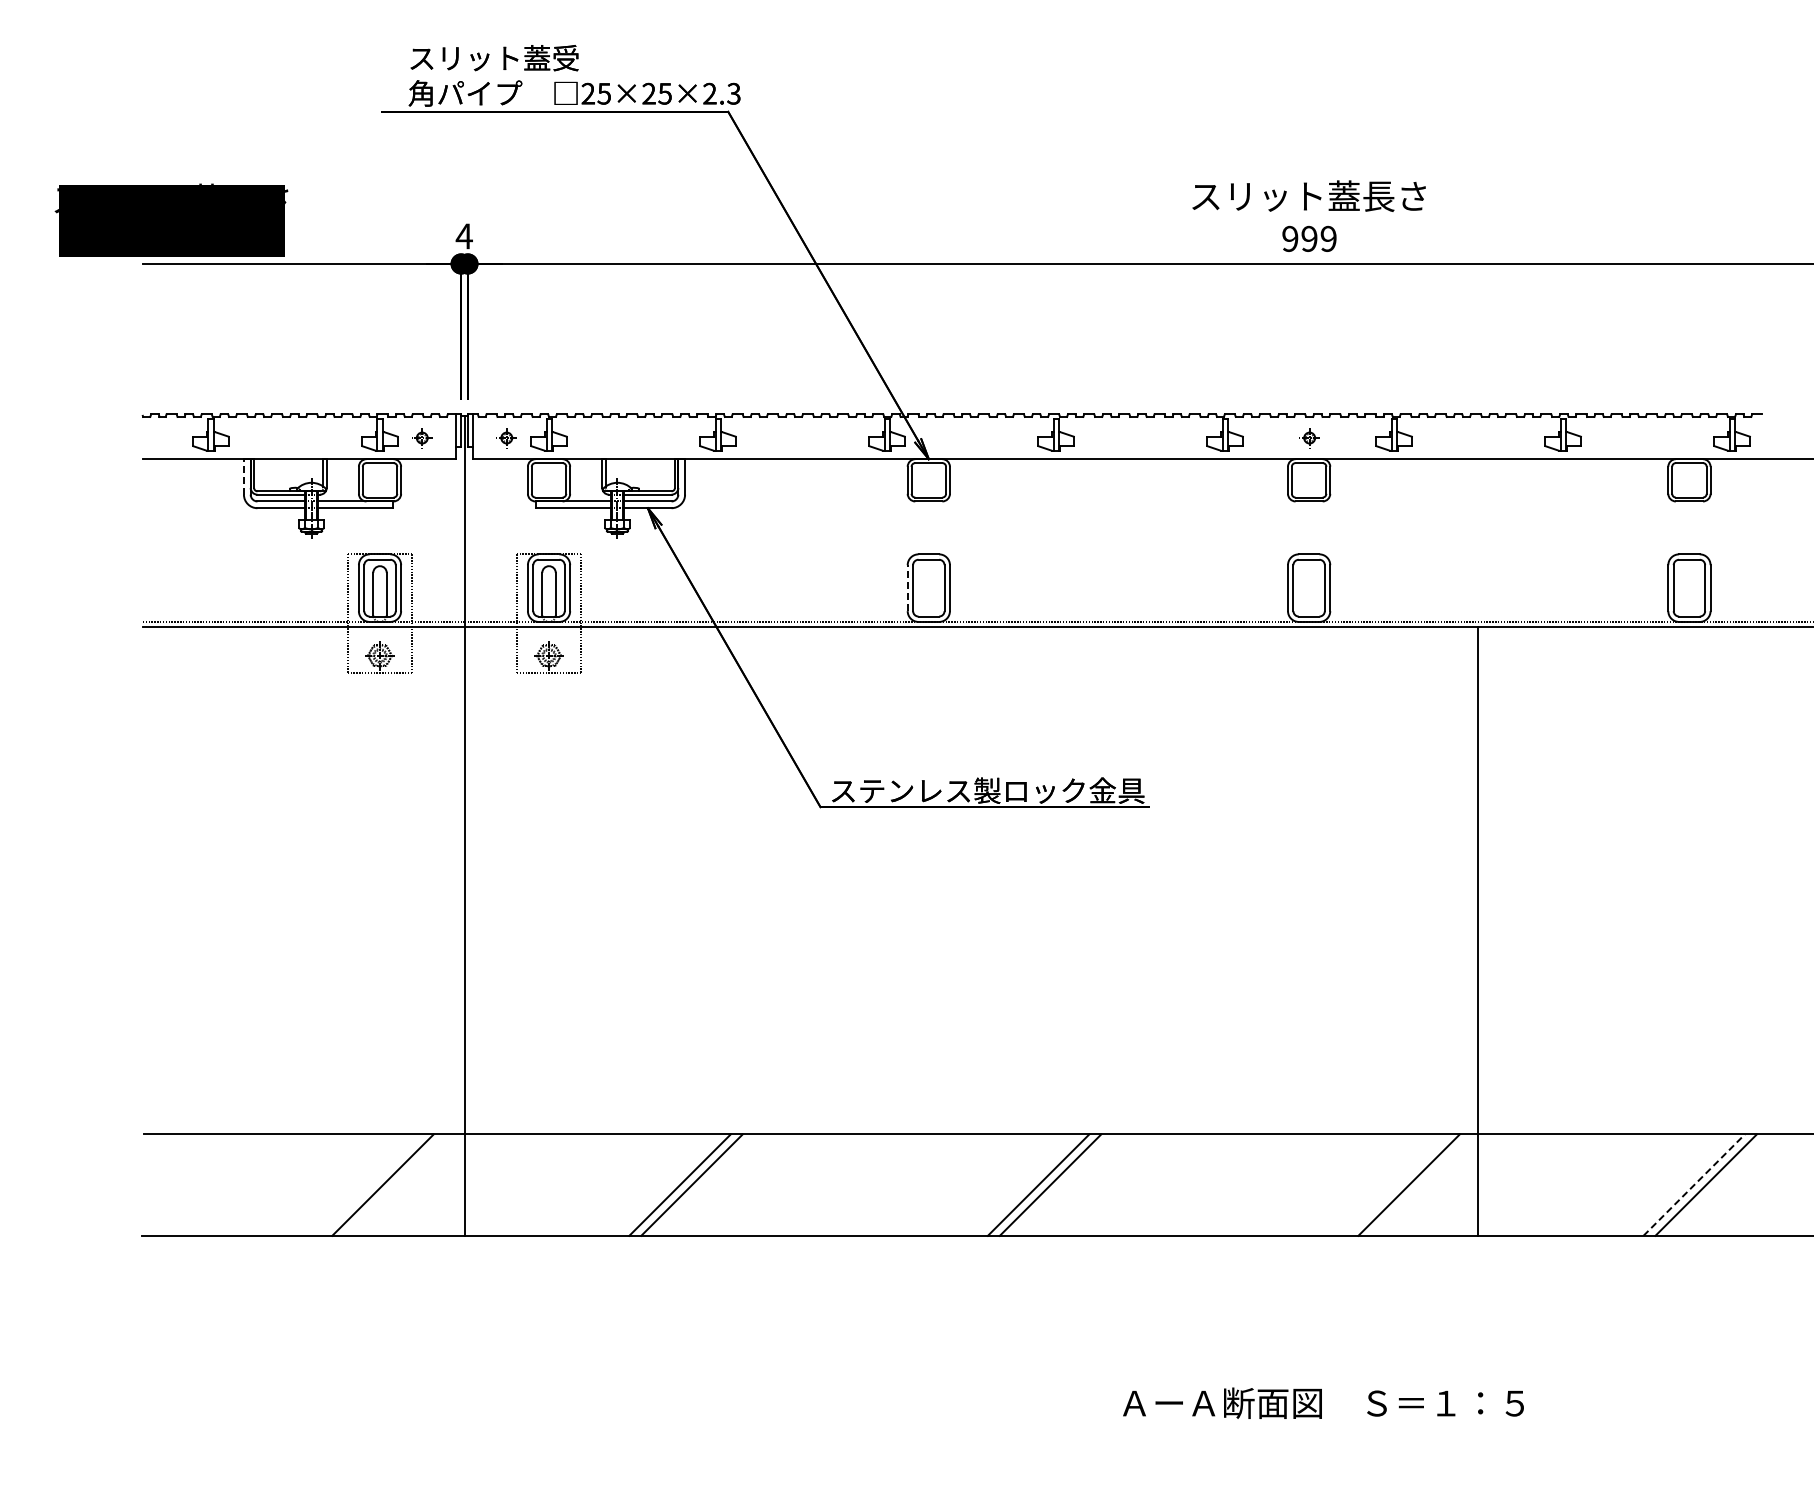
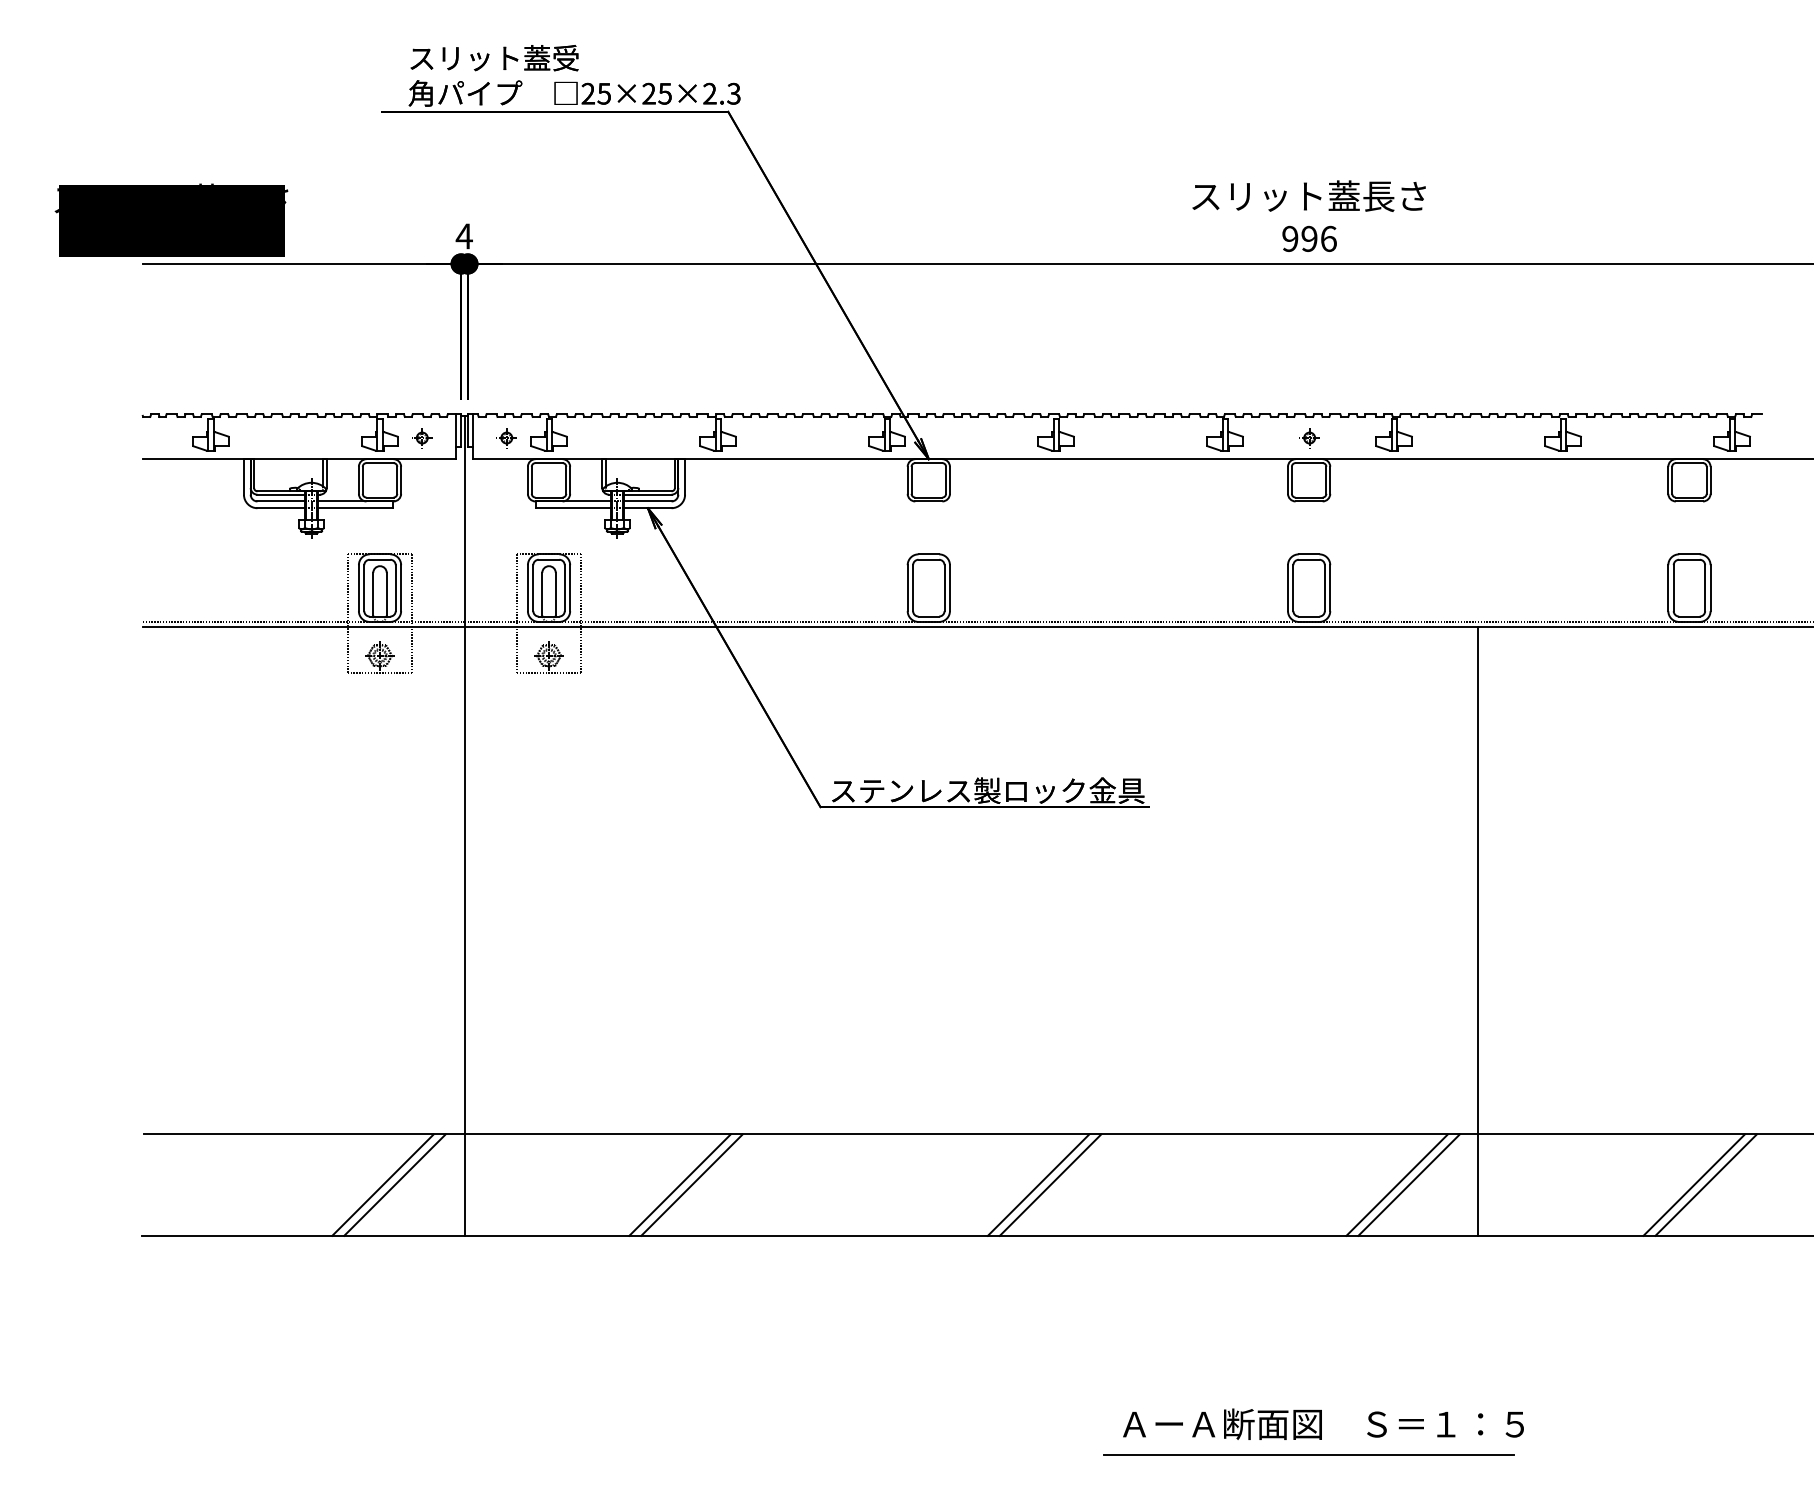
text: 999 -> 996 (1328, 238)
line: dashed -> solid (243, 476)
line: dashed -> solid (907, 588)
line: none -> present (394, 1184)
line: none -> present (1396, 1184)
line: dashed -> solid (1694, 1185)
text position: (1323, 1402) -> (1323, 1423) (1323, 1423)
line: none -> present (1308, 1454)
